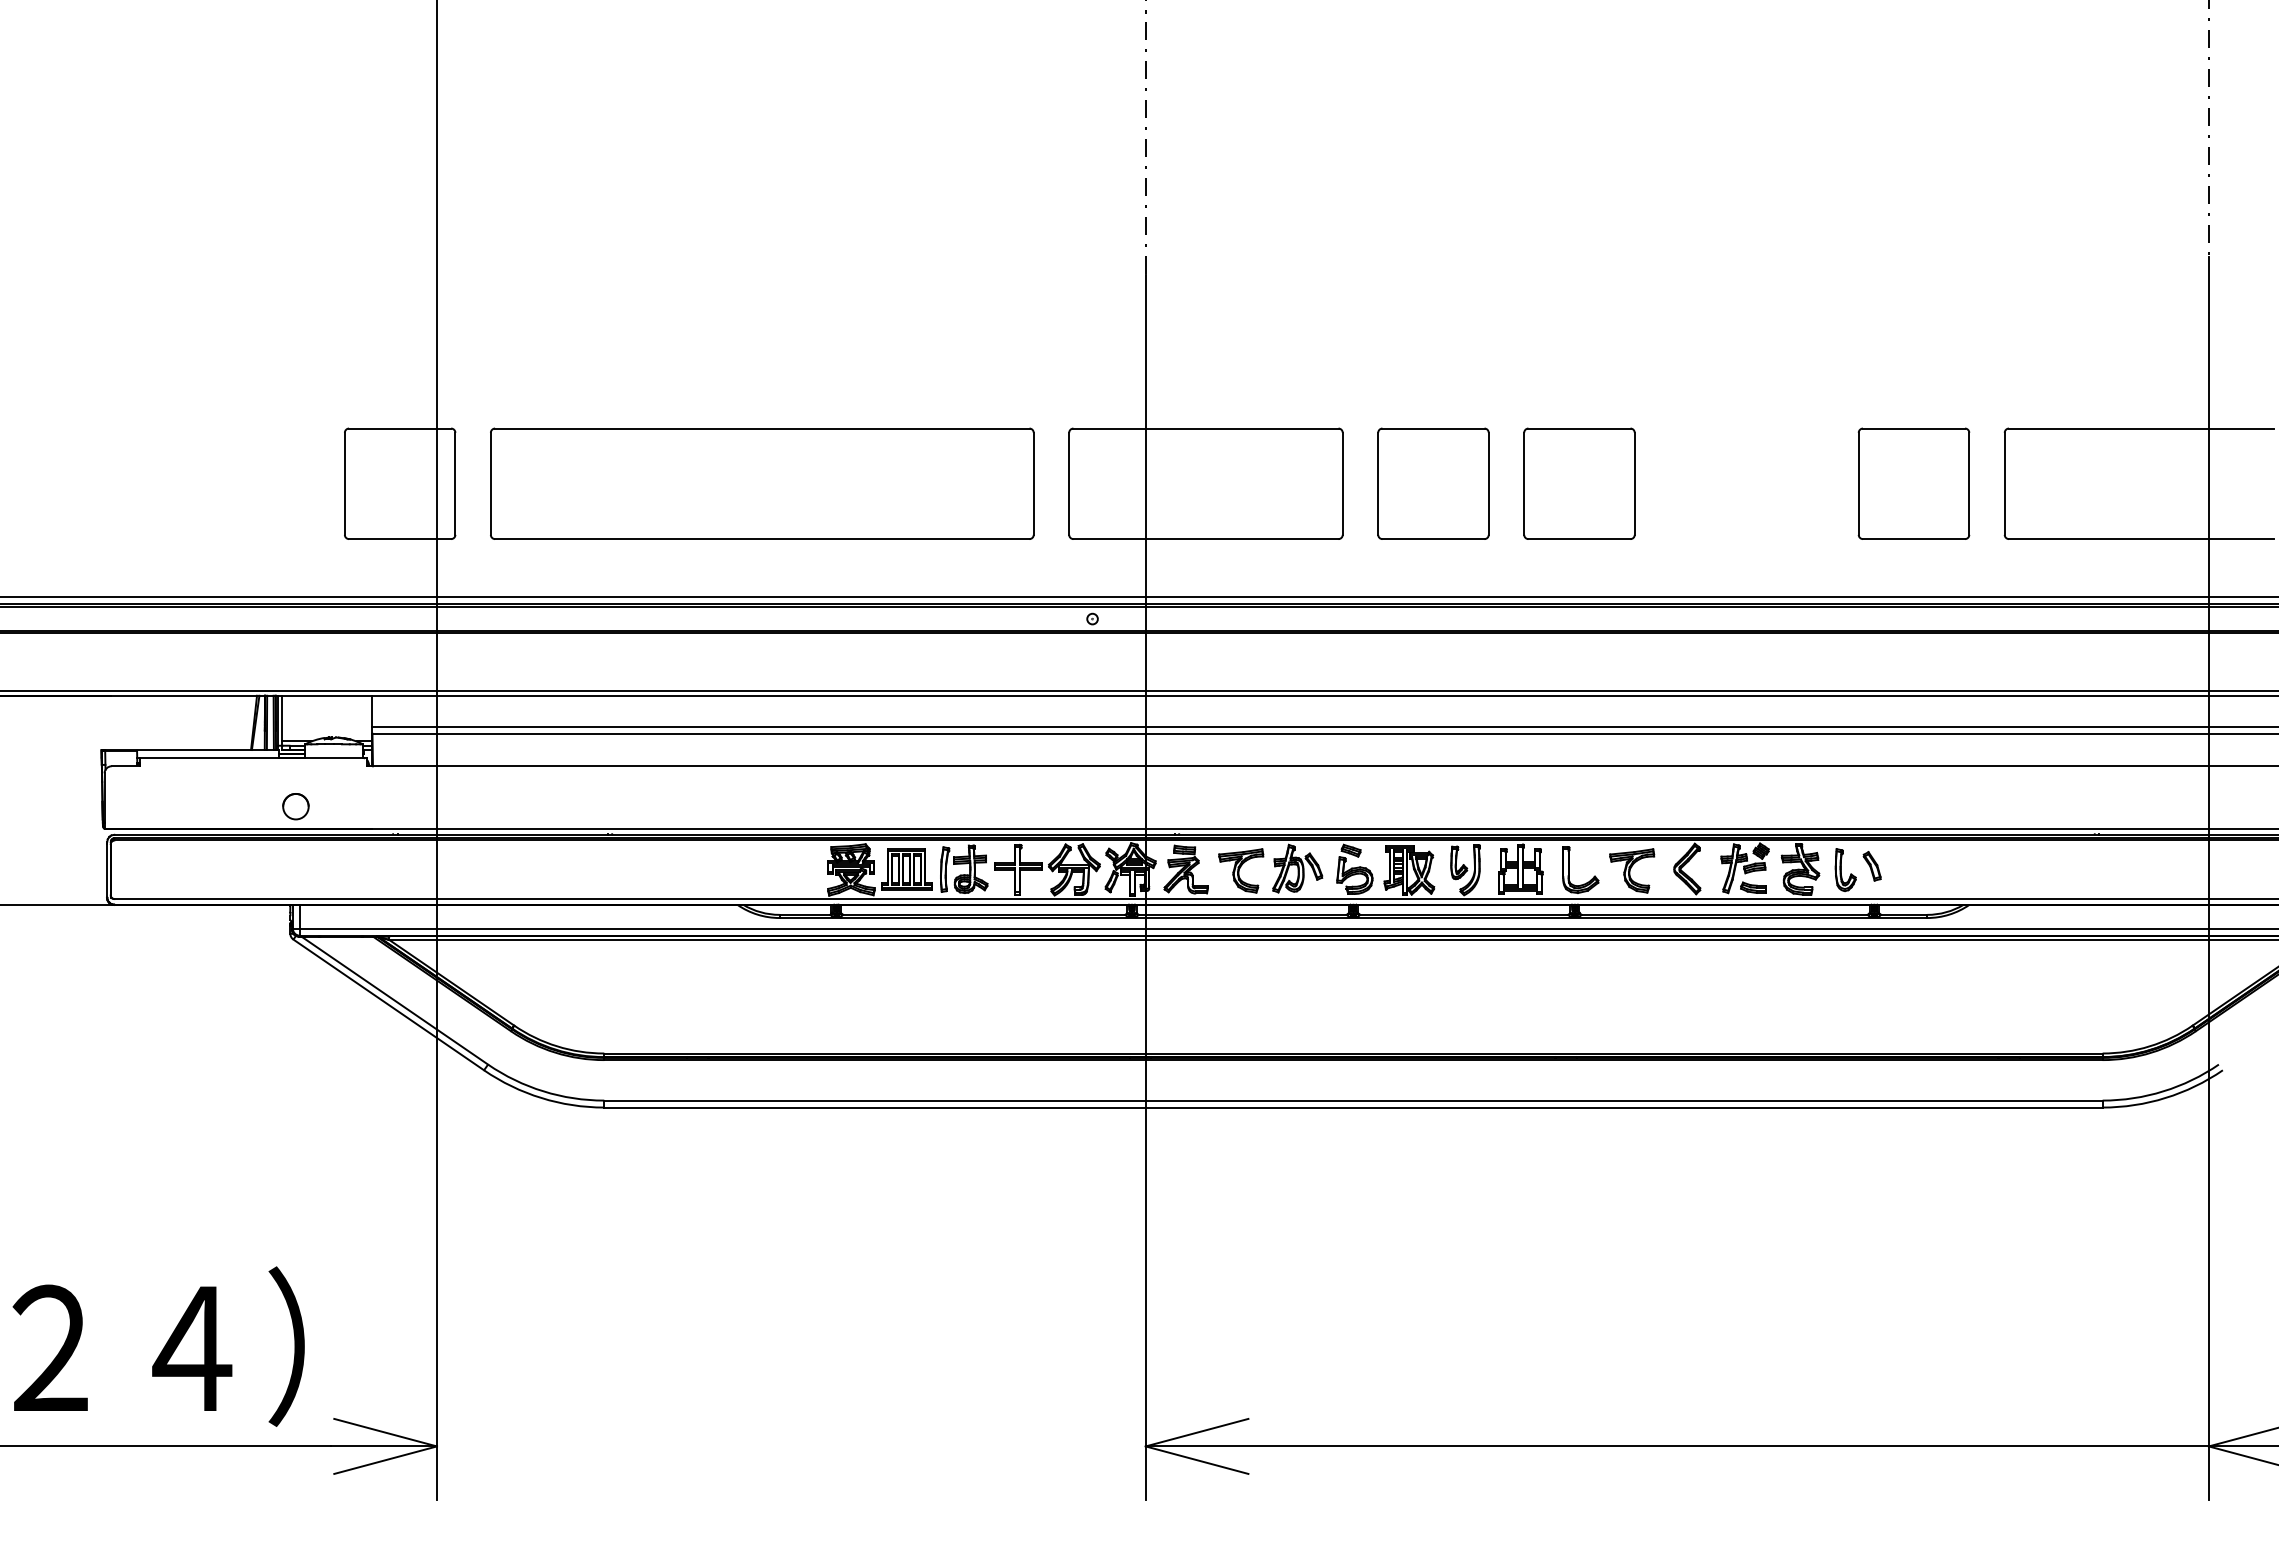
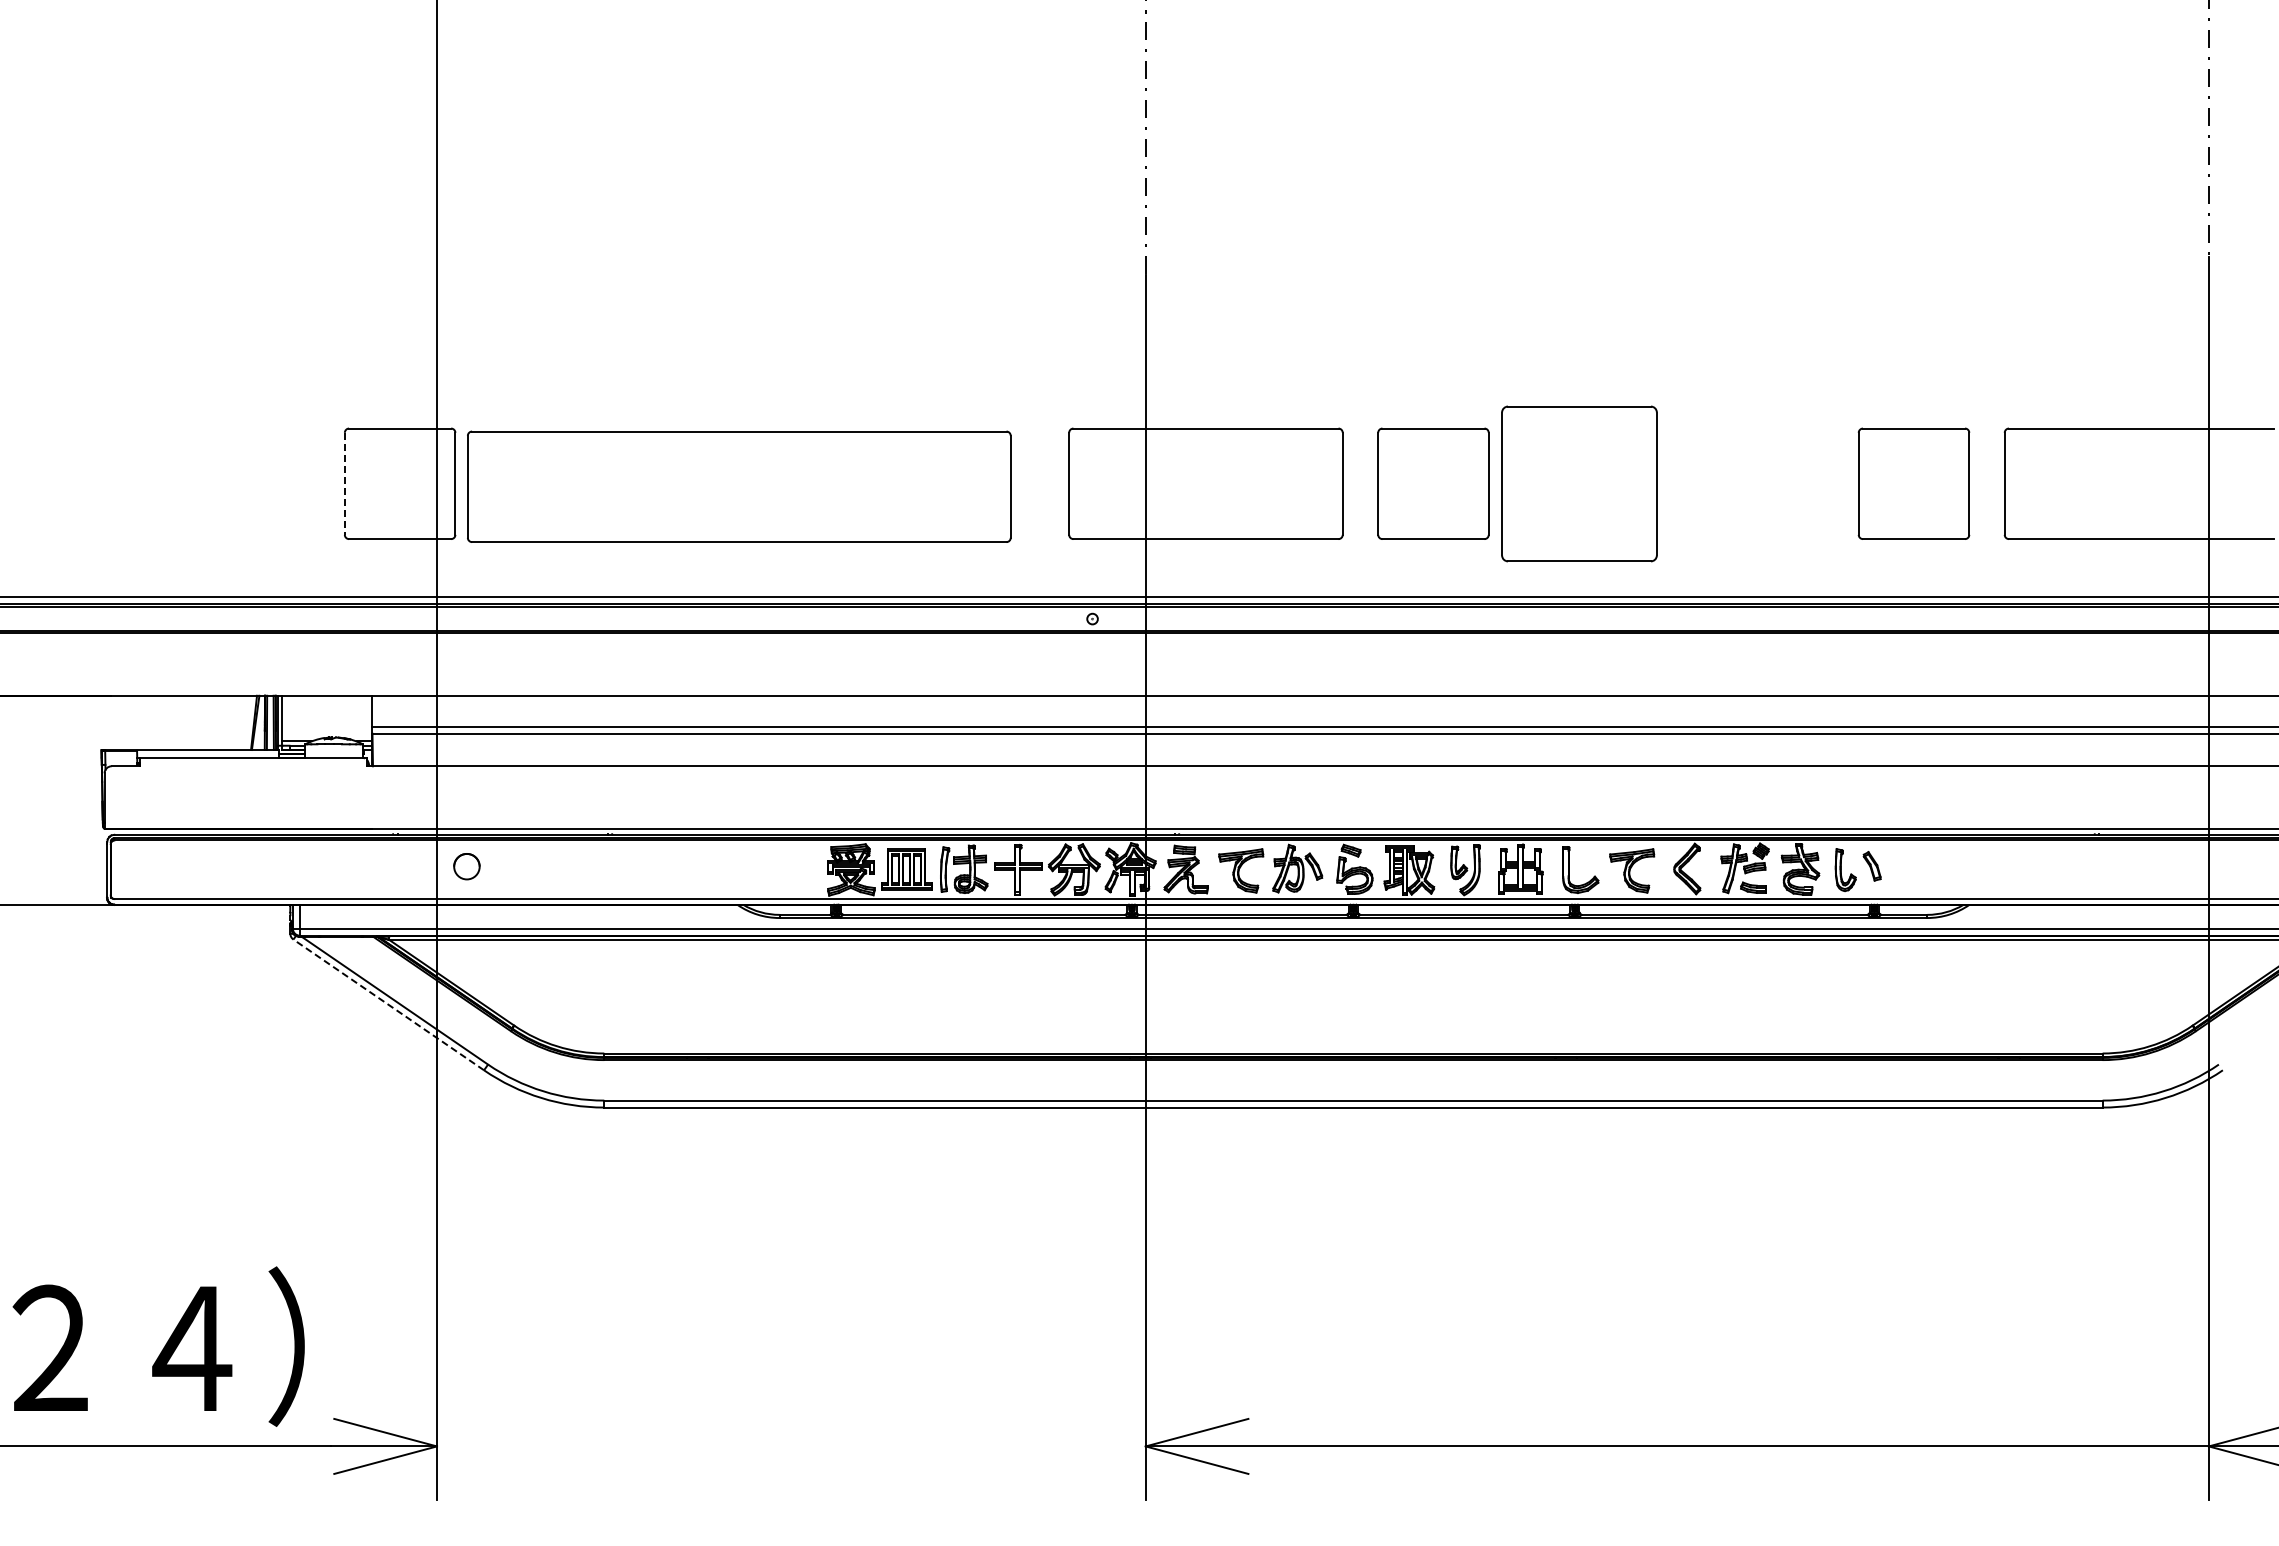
part position: (762, 483) -> (739, 486) (739, 486)
part size: 113x113 px -> 157x158 px (1579, 483)
line: solid -> dashed (344, 484)
line: present -> none (1138, 690)
circle position: (295, 806) -> (466, 866) (466, 866)
line: solid -> dashed (388, 1004)
